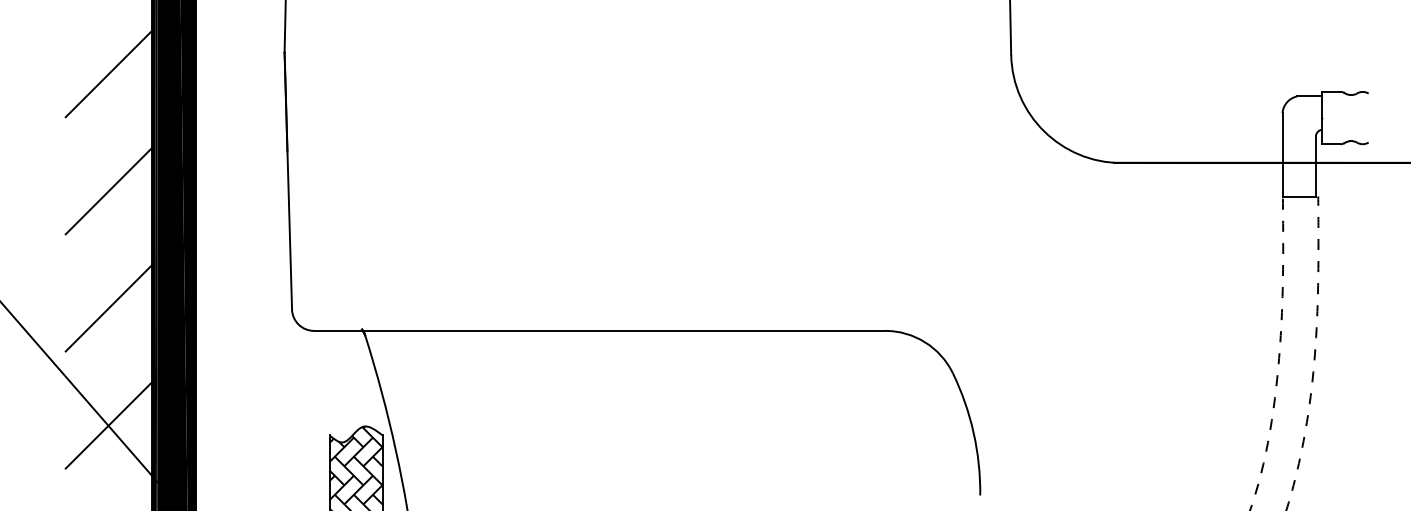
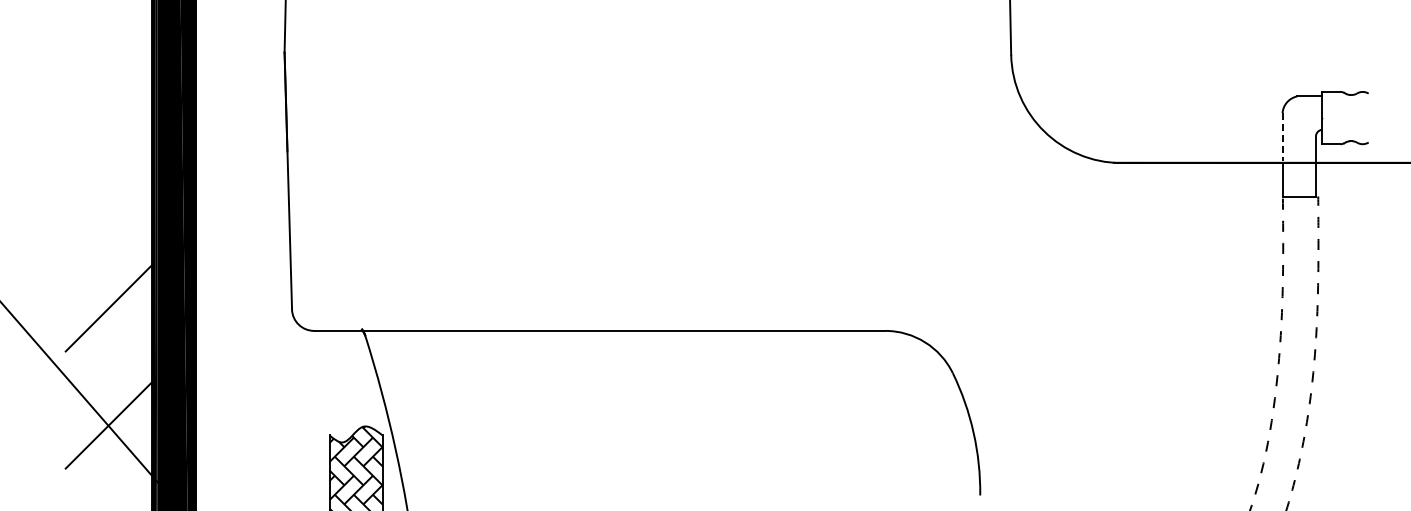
line: present -> none (108, 73)
line: solid -> dashed (1282, 137)
line: present -> none (108, 191)
